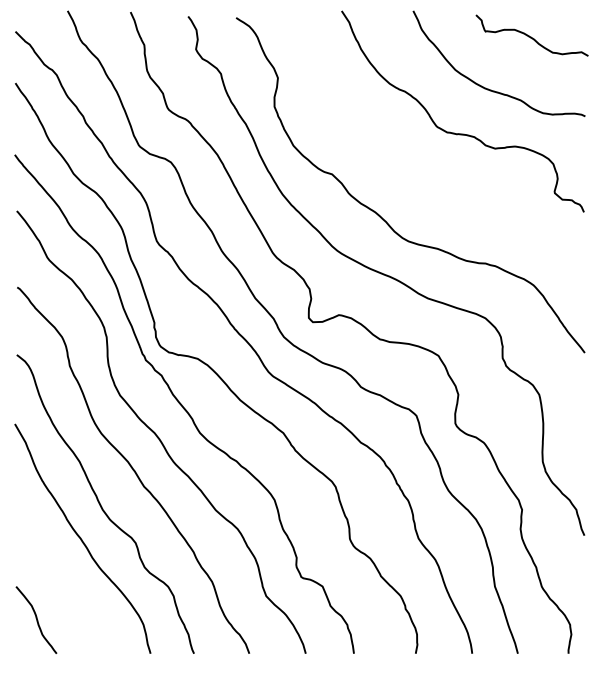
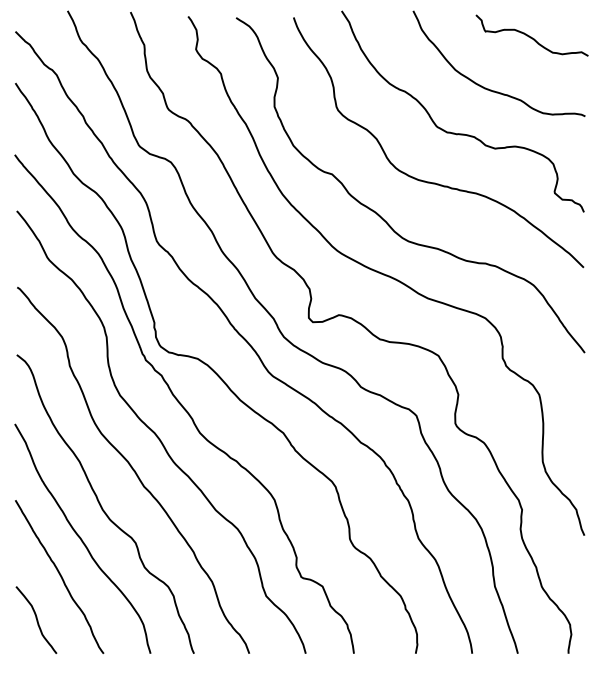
curve: none -> present (429, 181)
curve: none -> present (59, 575)
